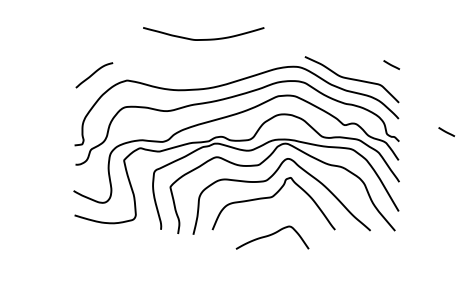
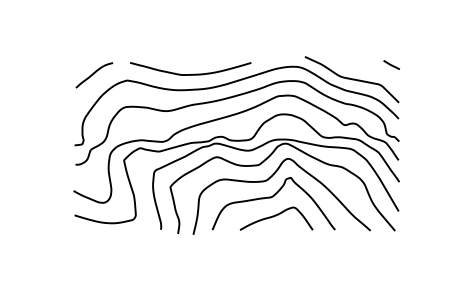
curve position: (206, 38) -> (193, 73) (193, 73)
line: present -> none (446, 132)
curve position: (272, 235) -> (276, 216) (276, 216)
